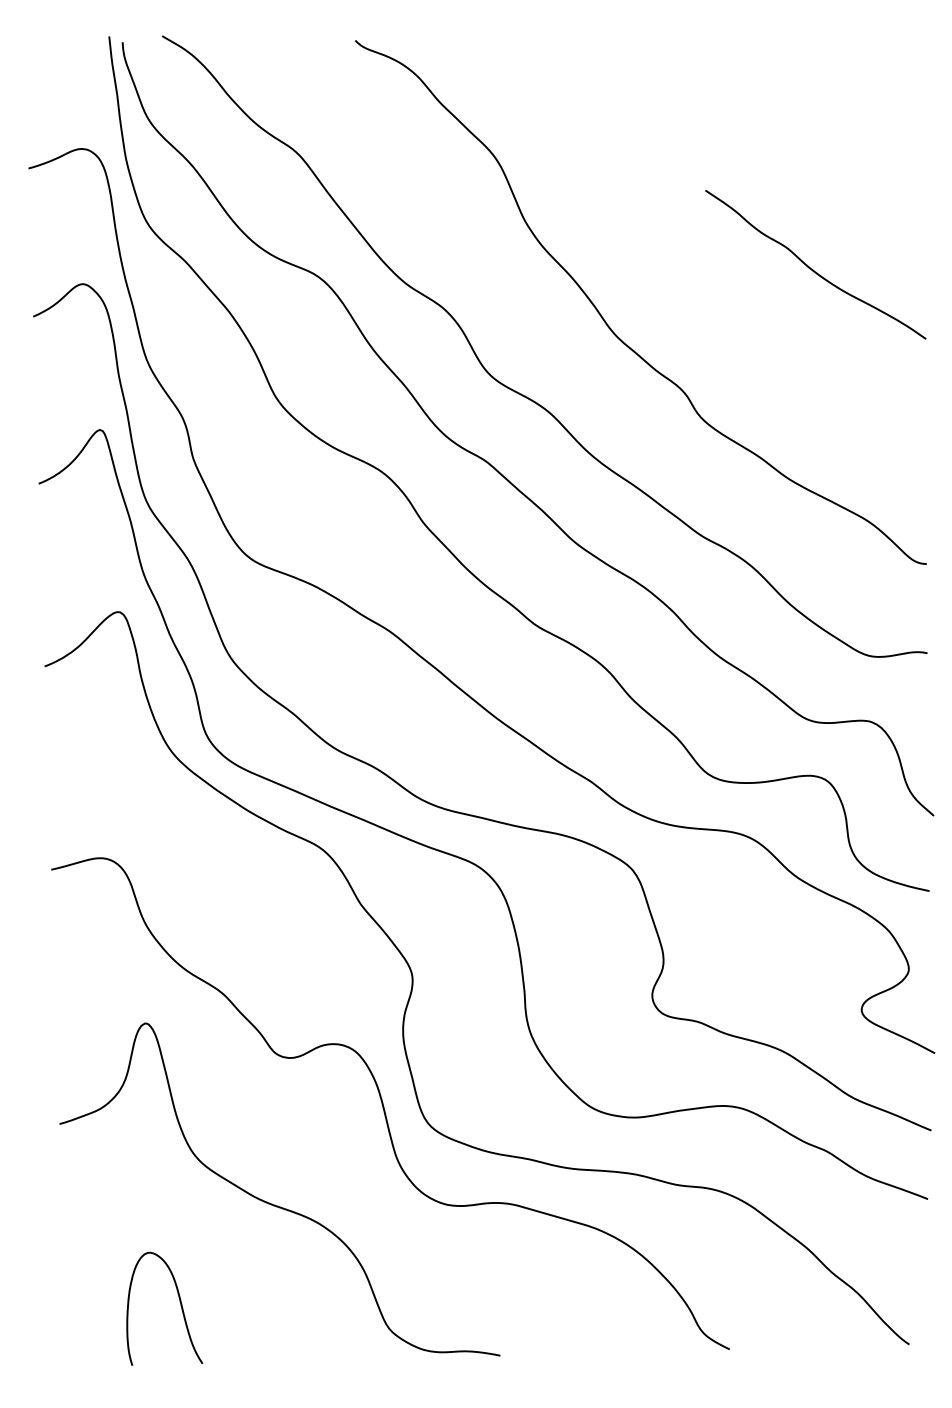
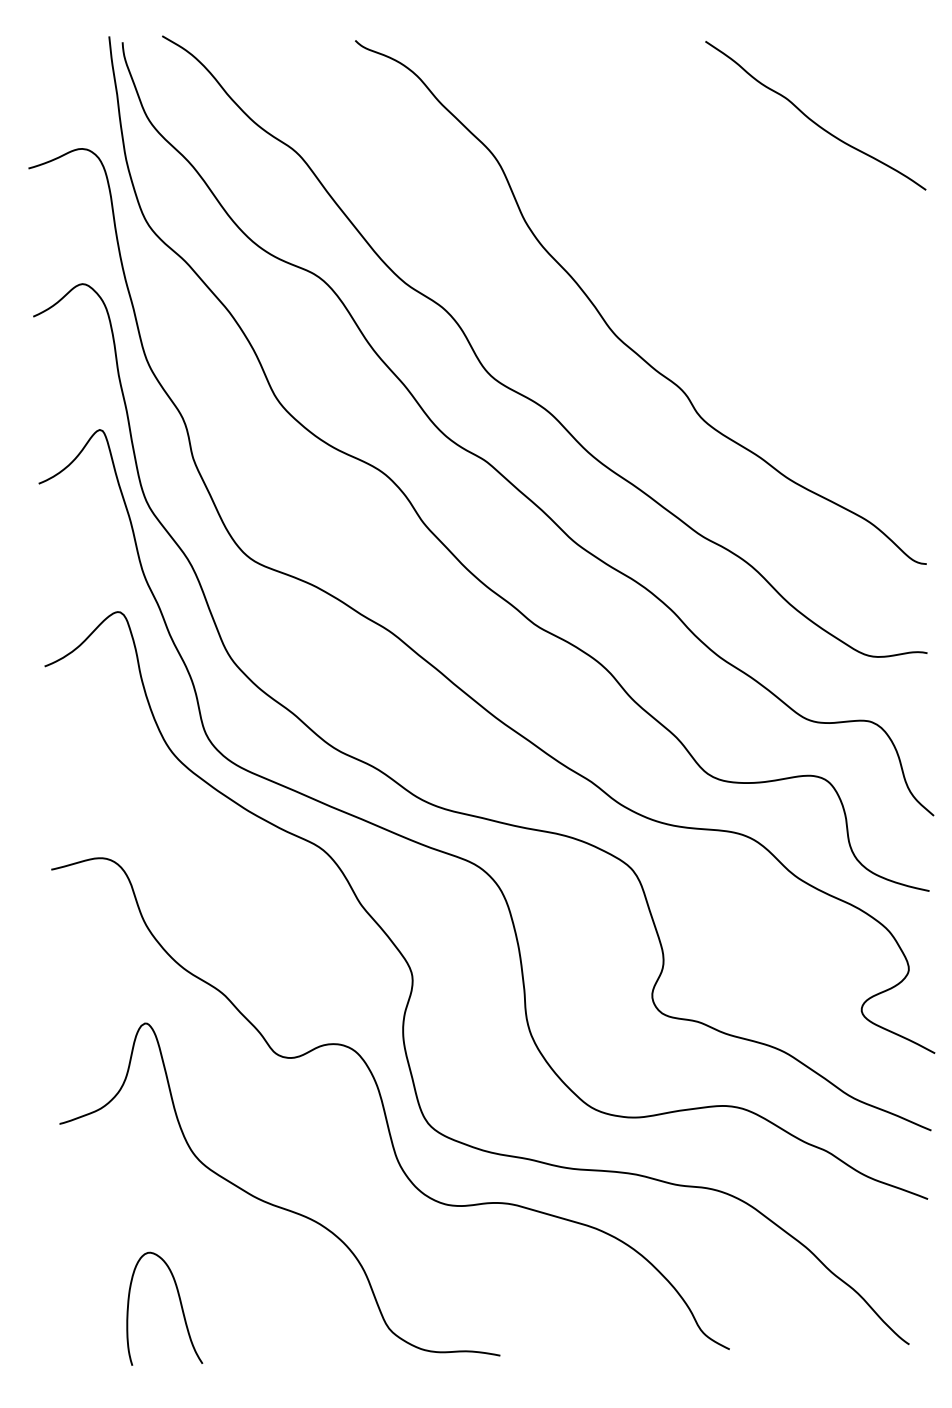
curve position: (813, 269) -> (813, 120) (813, 120)
